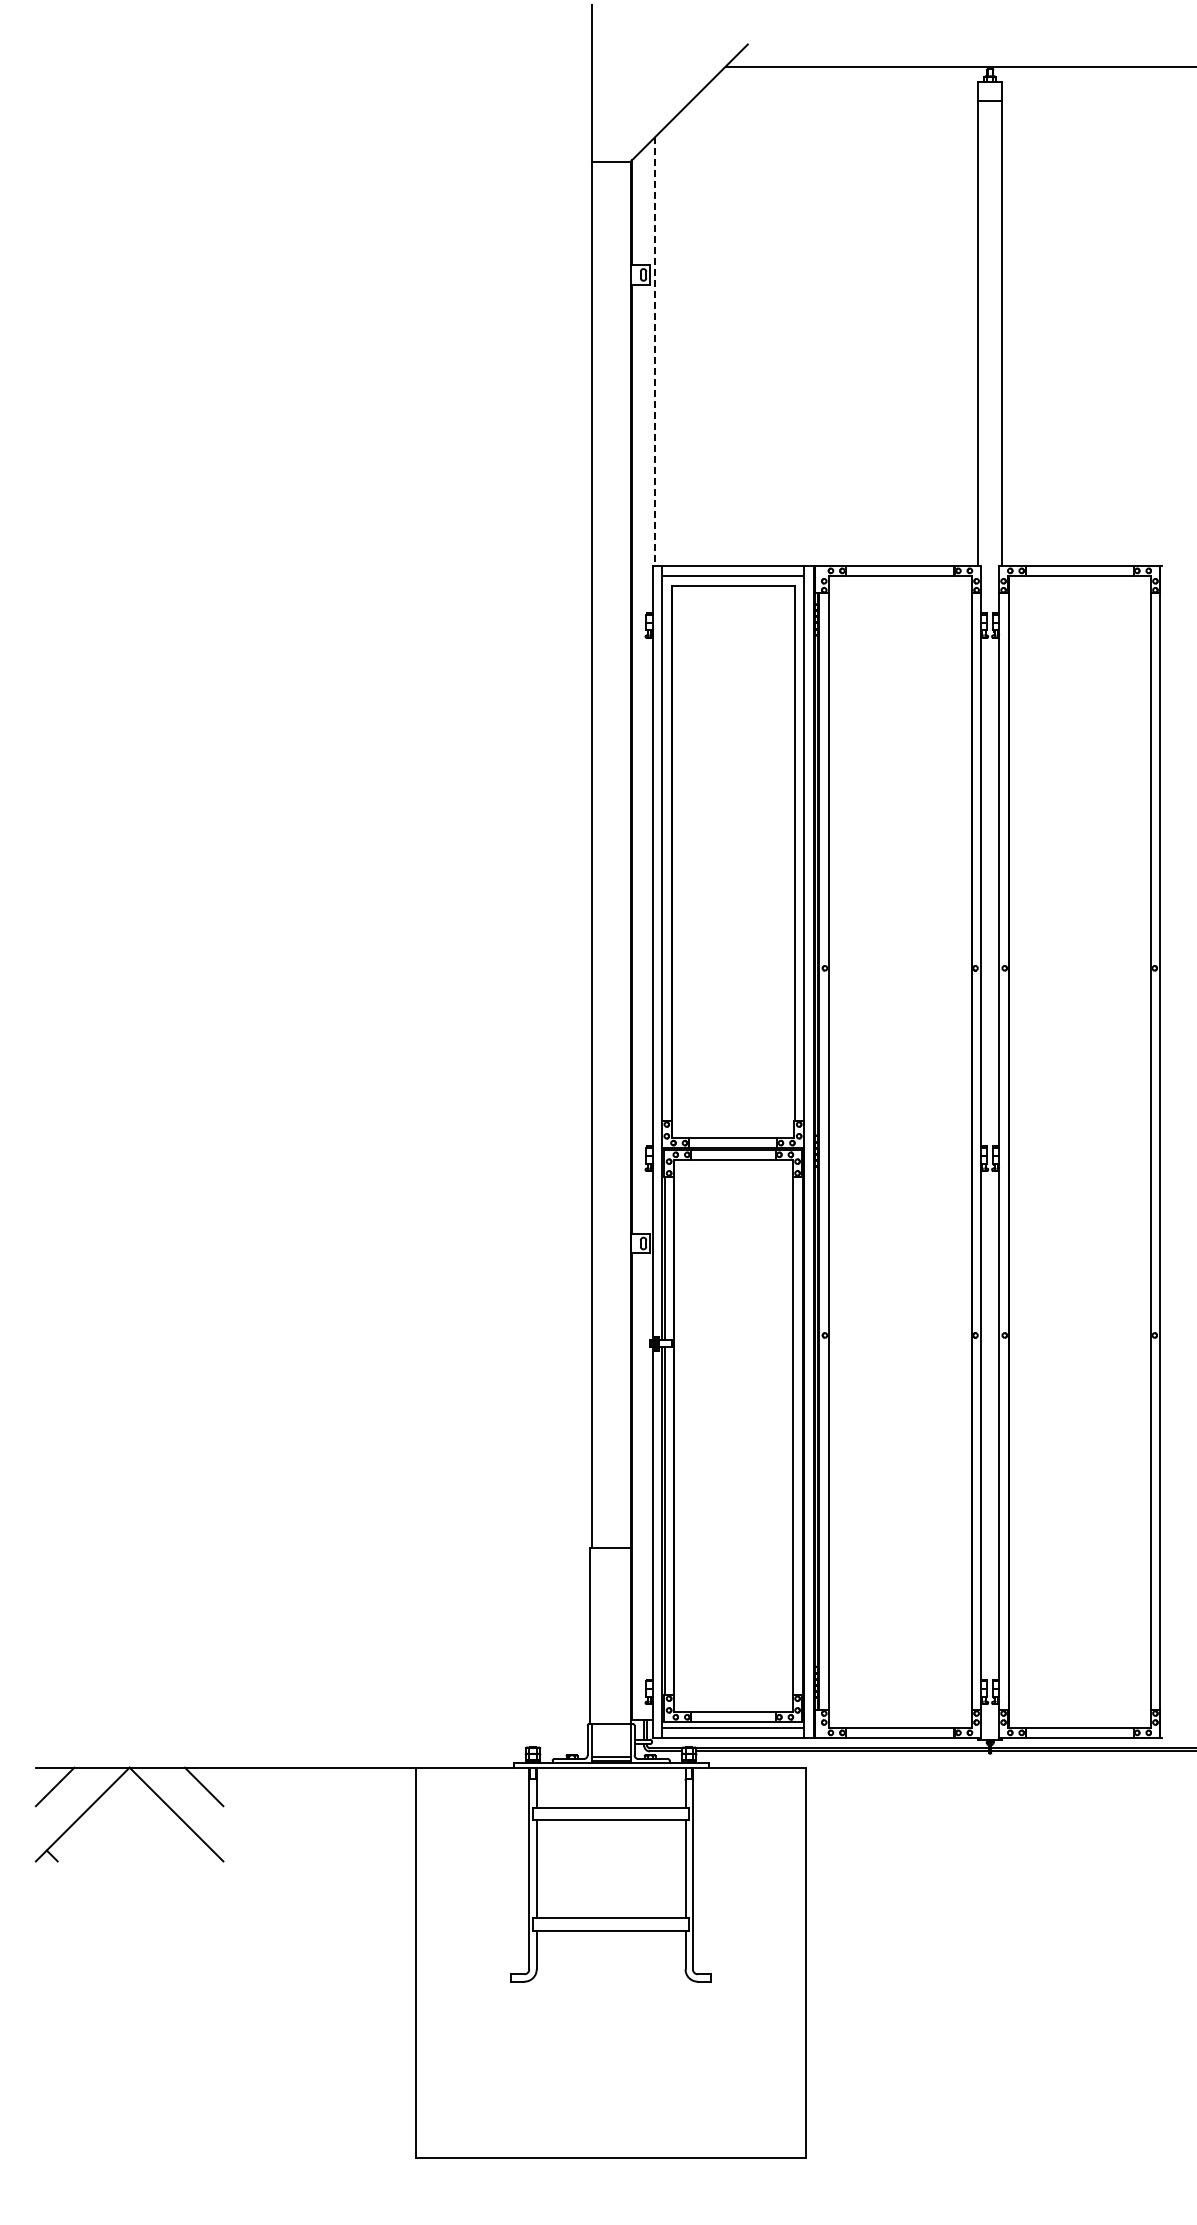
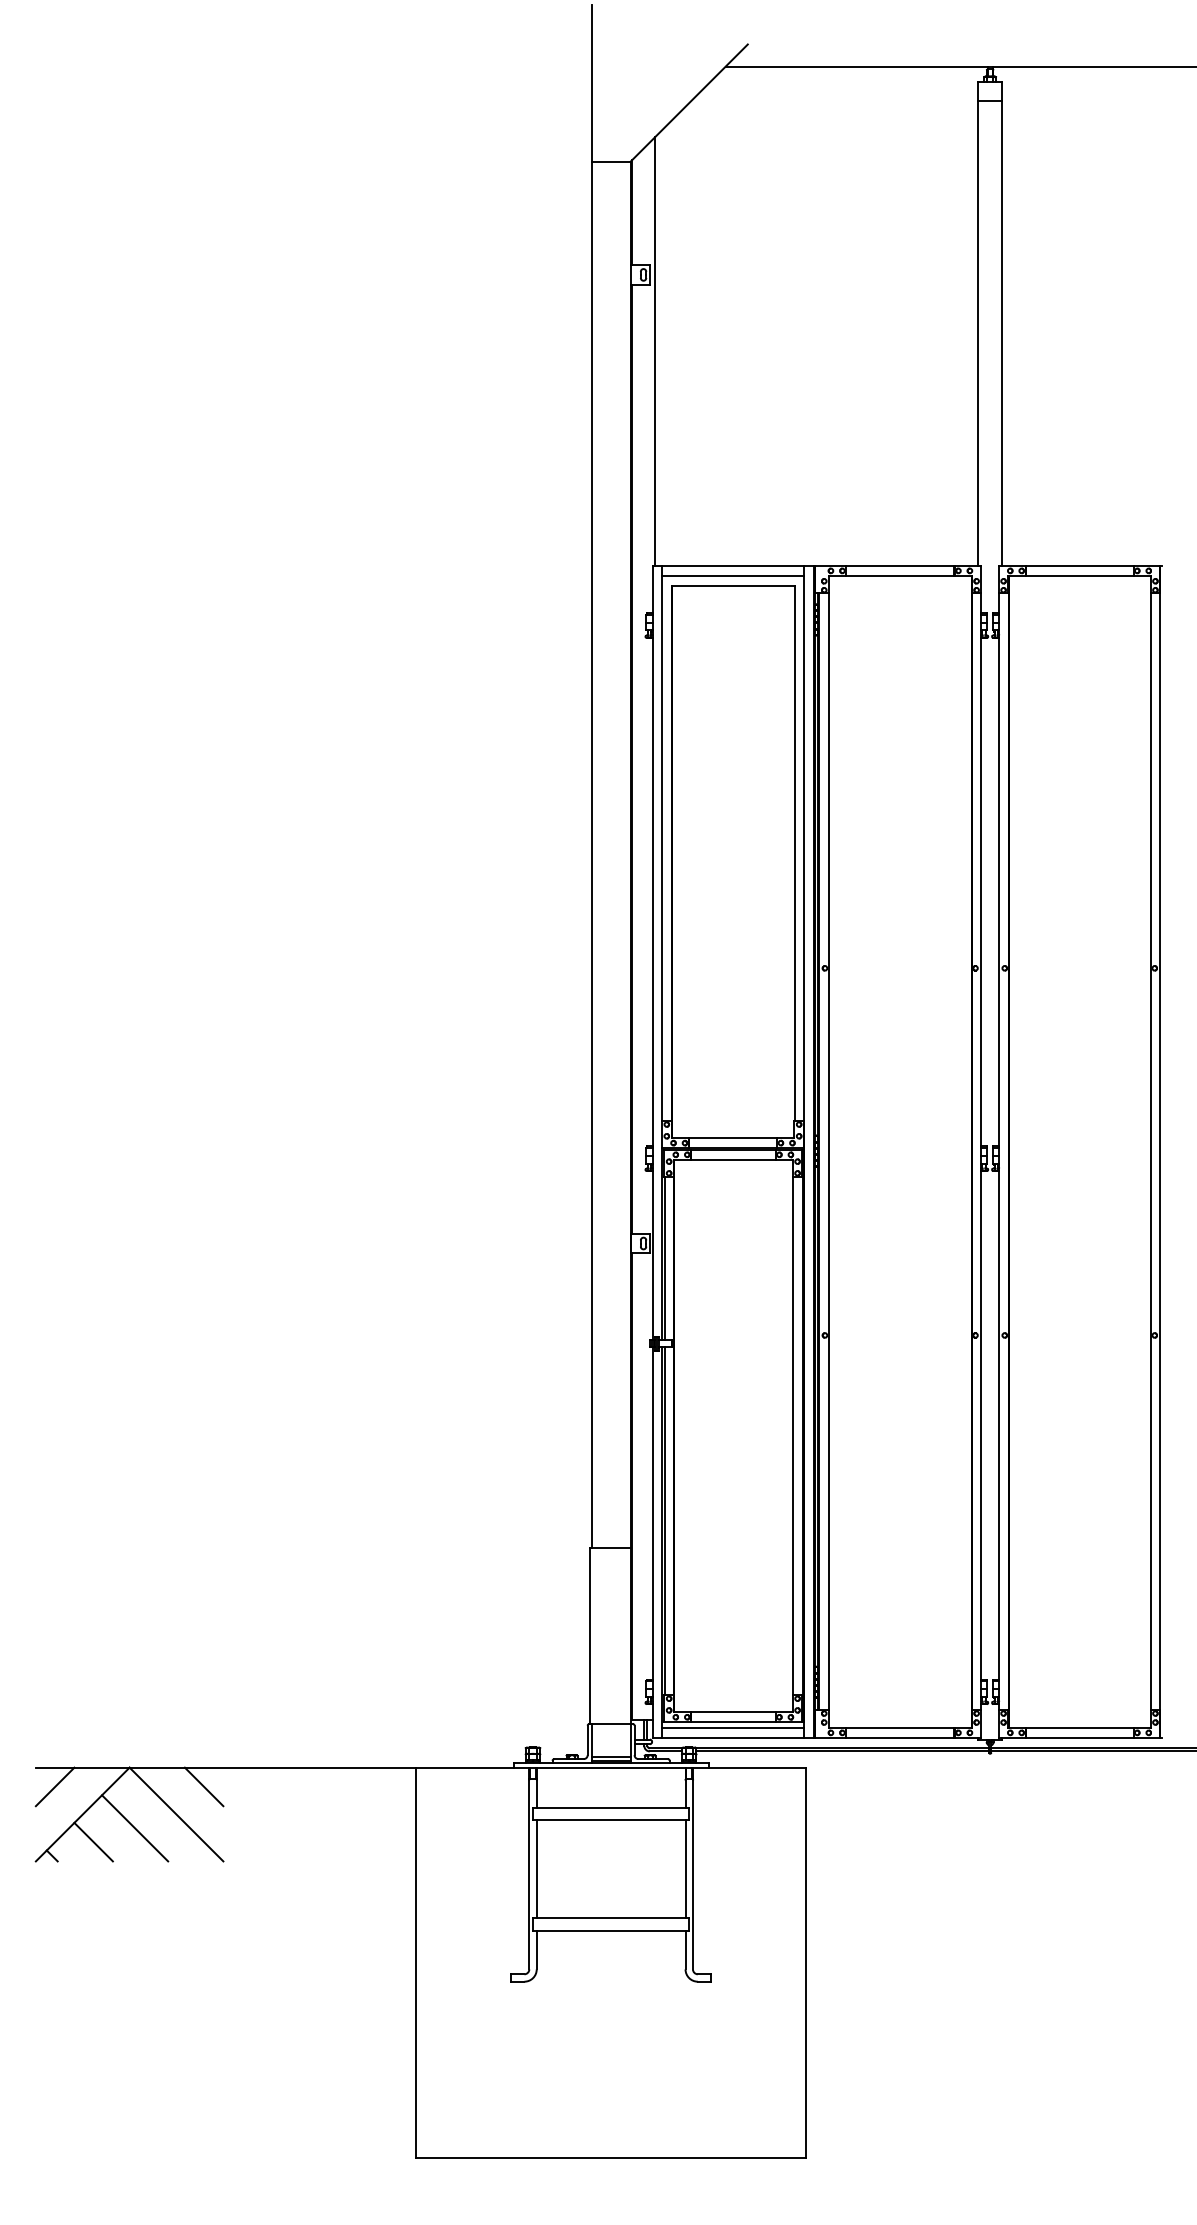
line: dashed -> solid (655, 351)
line: none -> present (135, 1828)
line: none -> present (93, 1841)
